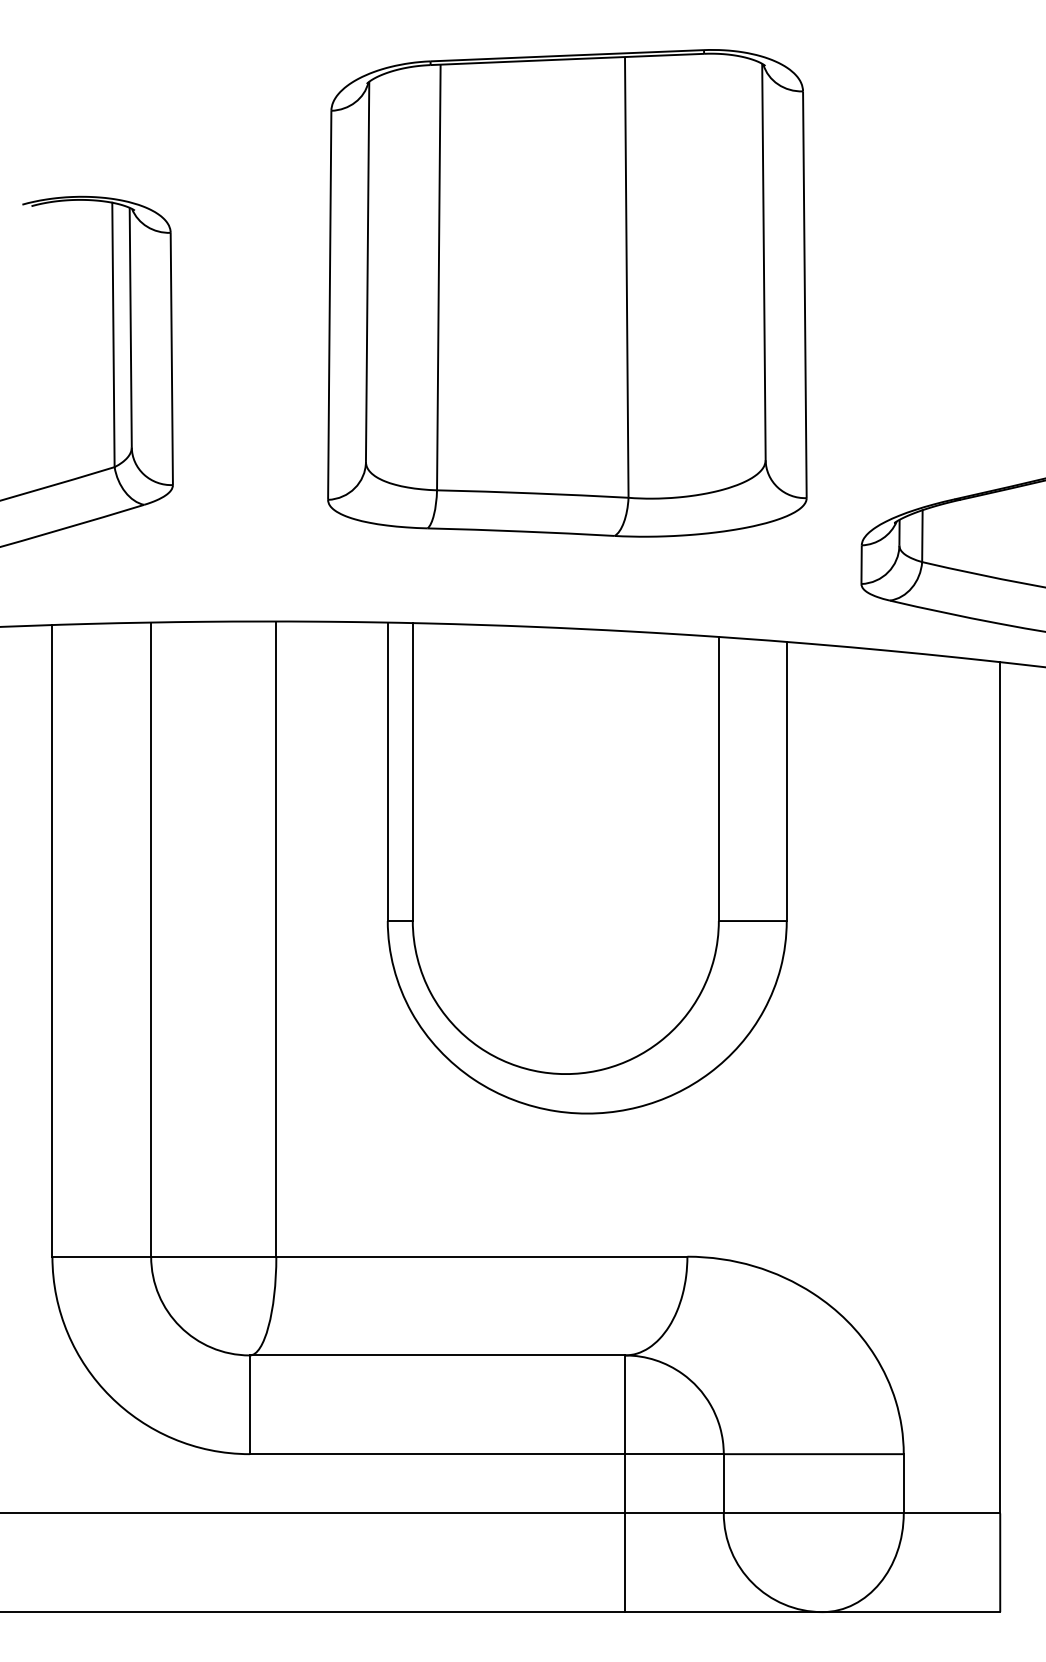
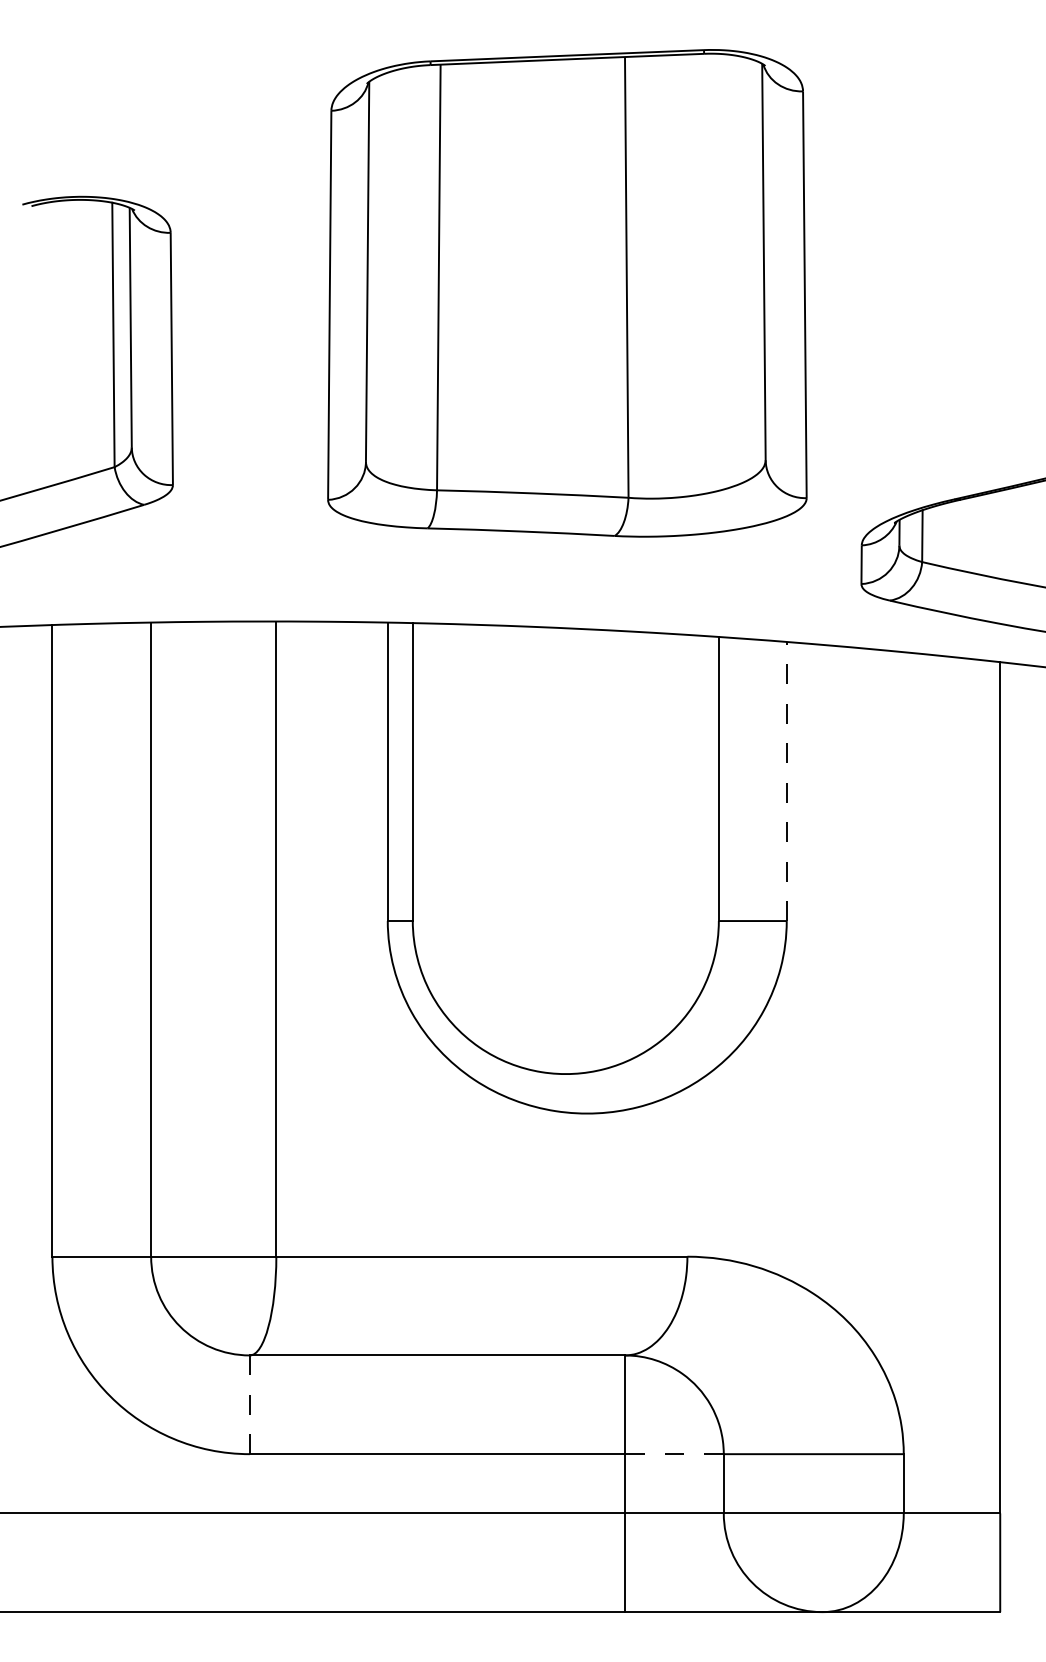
line: solid -> dashed (786, 781)
line: solid -> dashed (249, 1405)
line: solid -> dashed (673, 1454)
